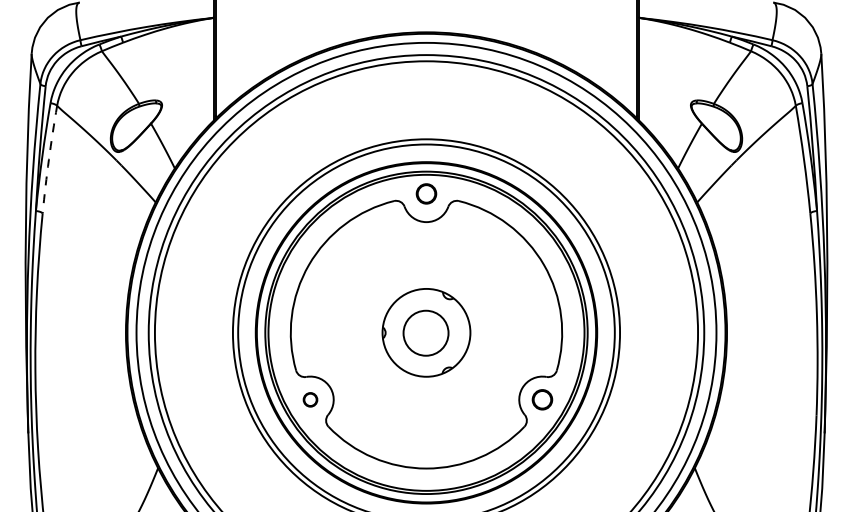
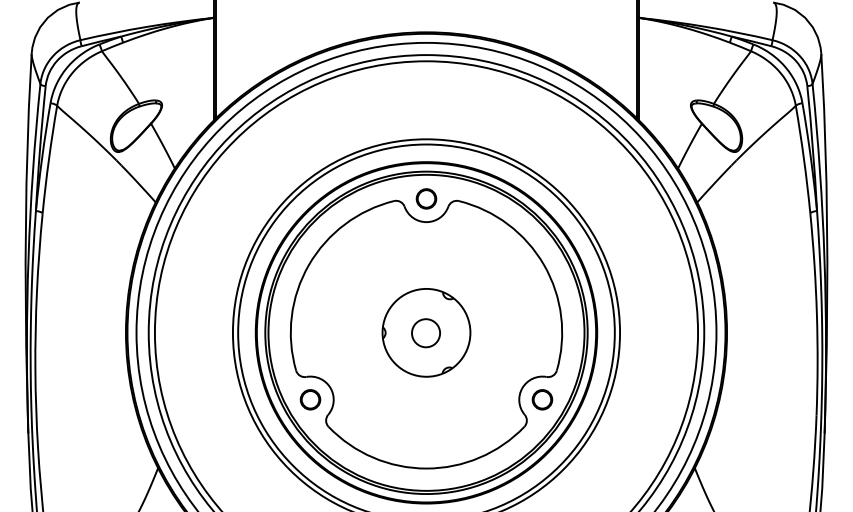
arc: dashed -> solid (48, 159)
part position: (426, 193) -> (426, 198) (426, 198)
circle diameter: 45 px -> 28 px (425, 333)
part size: 17x16 px -> 23x22 px (310, 399)
